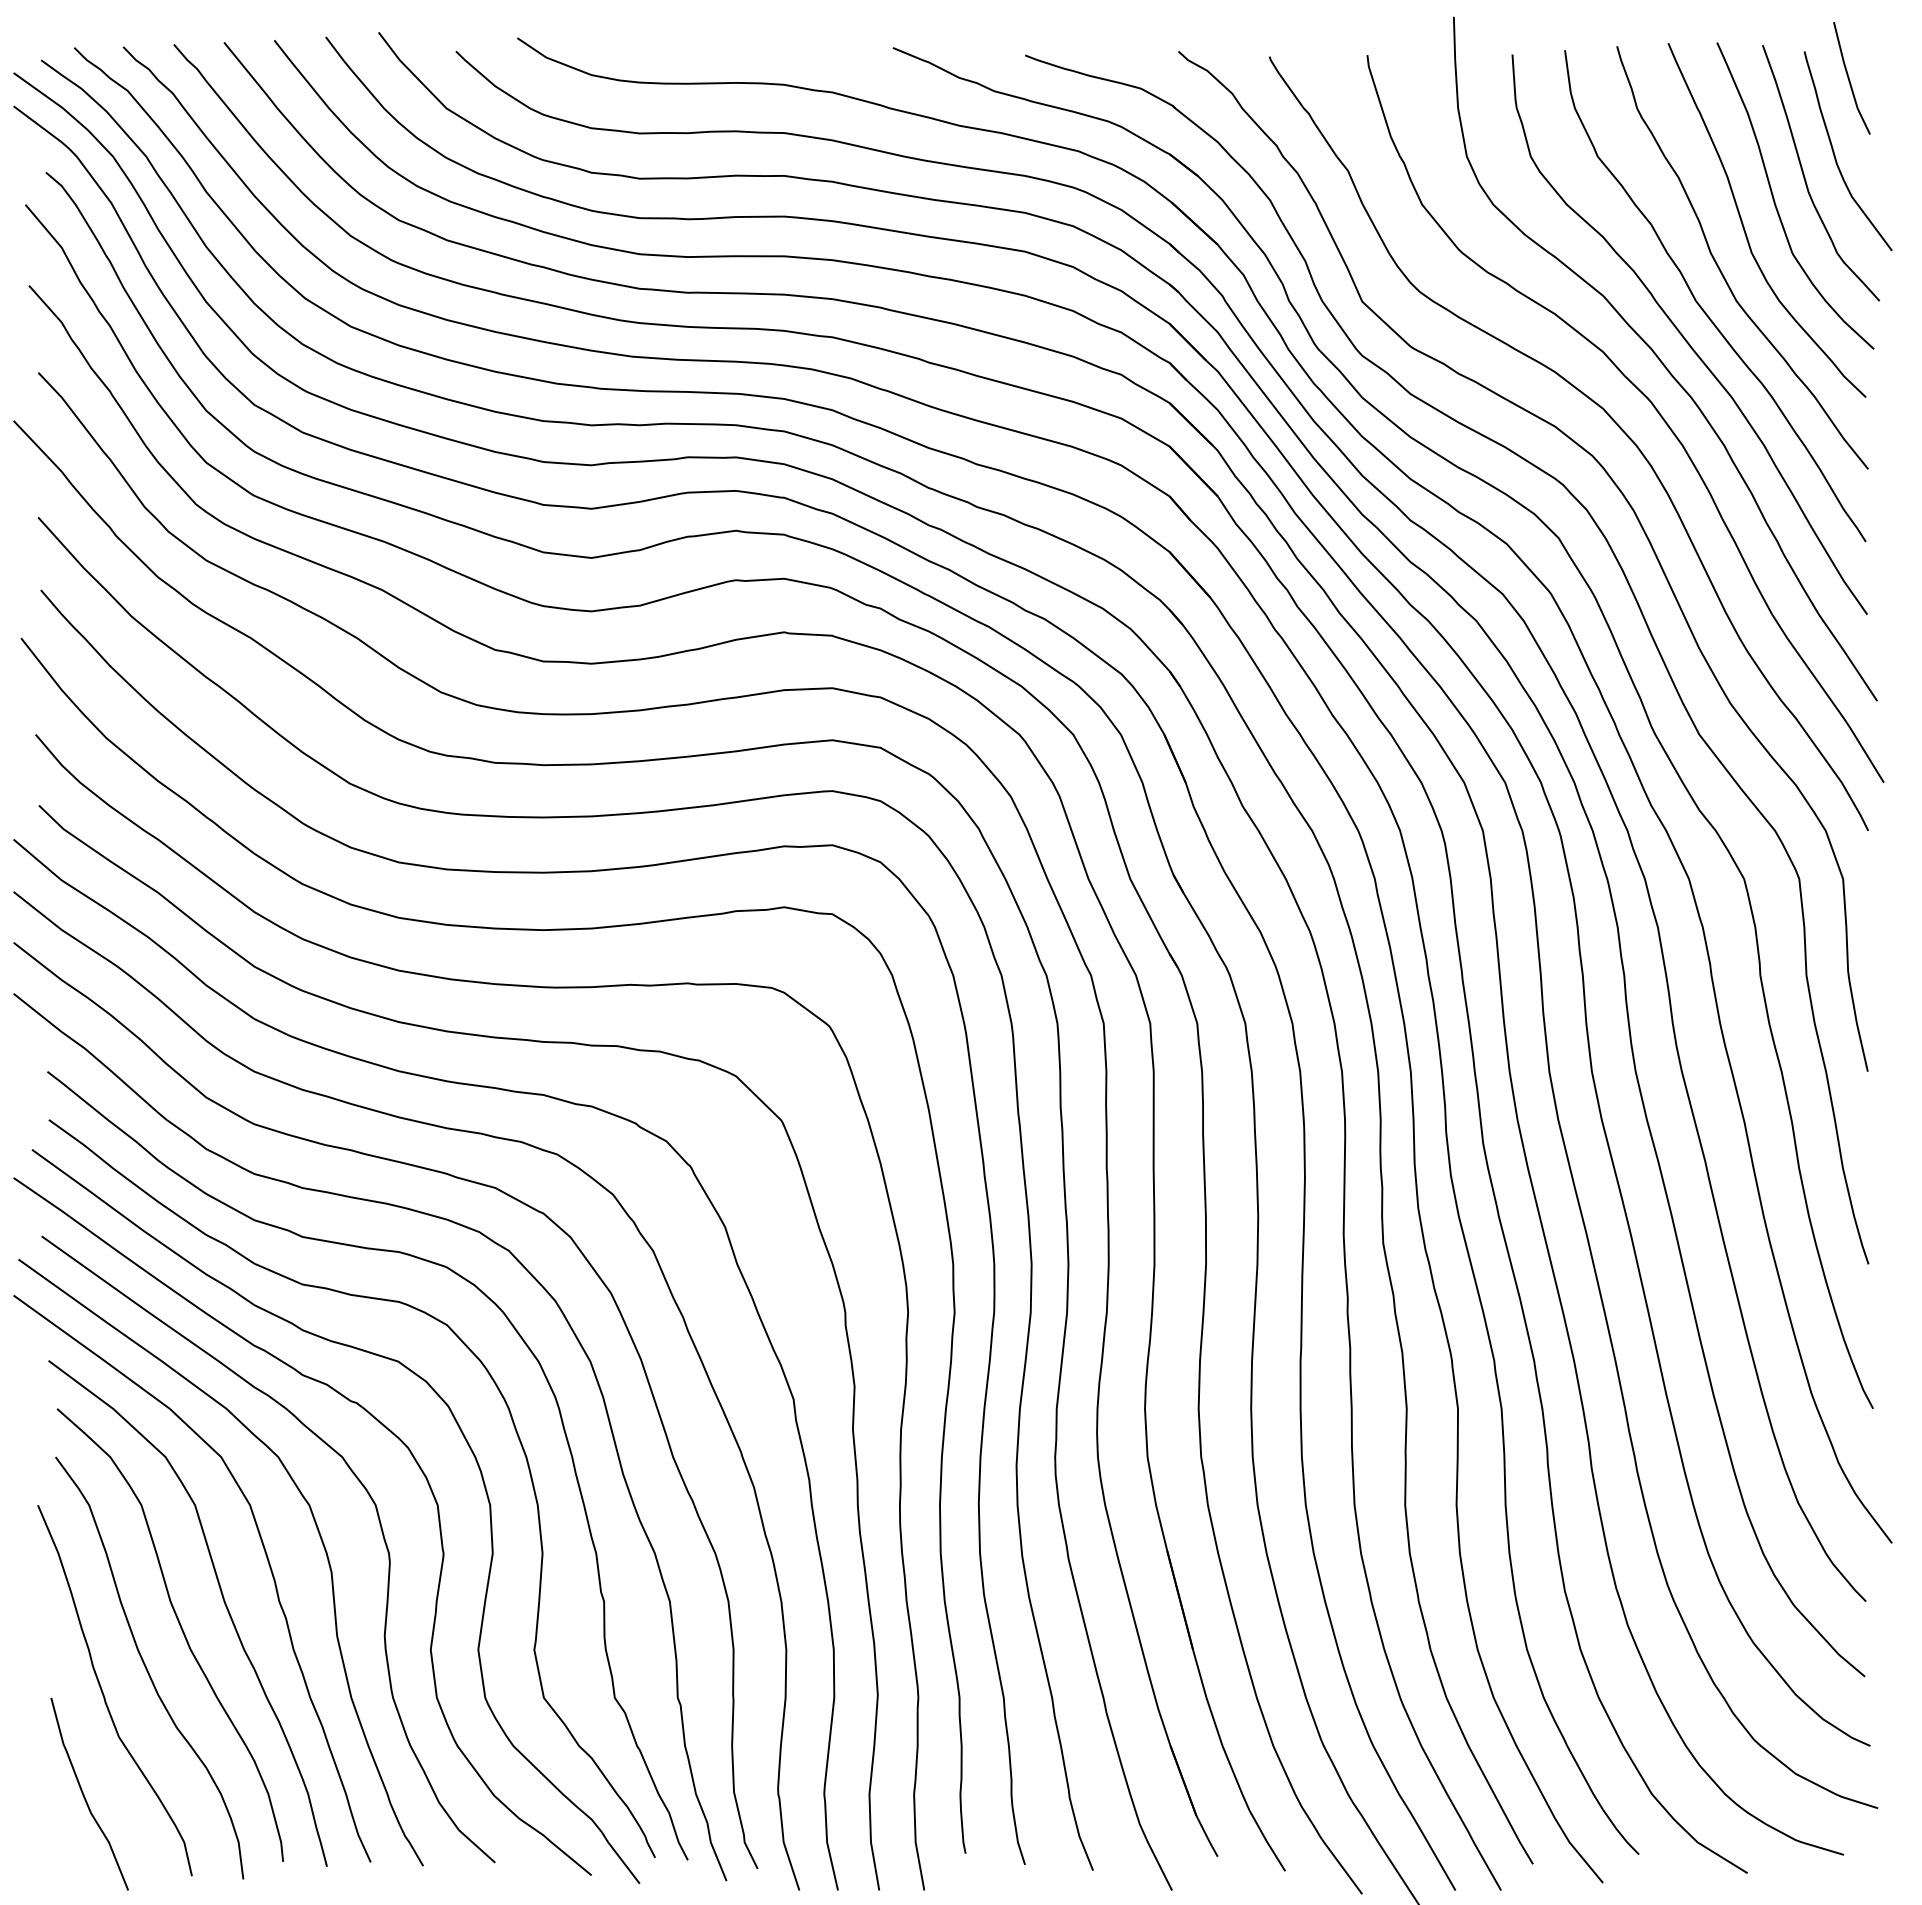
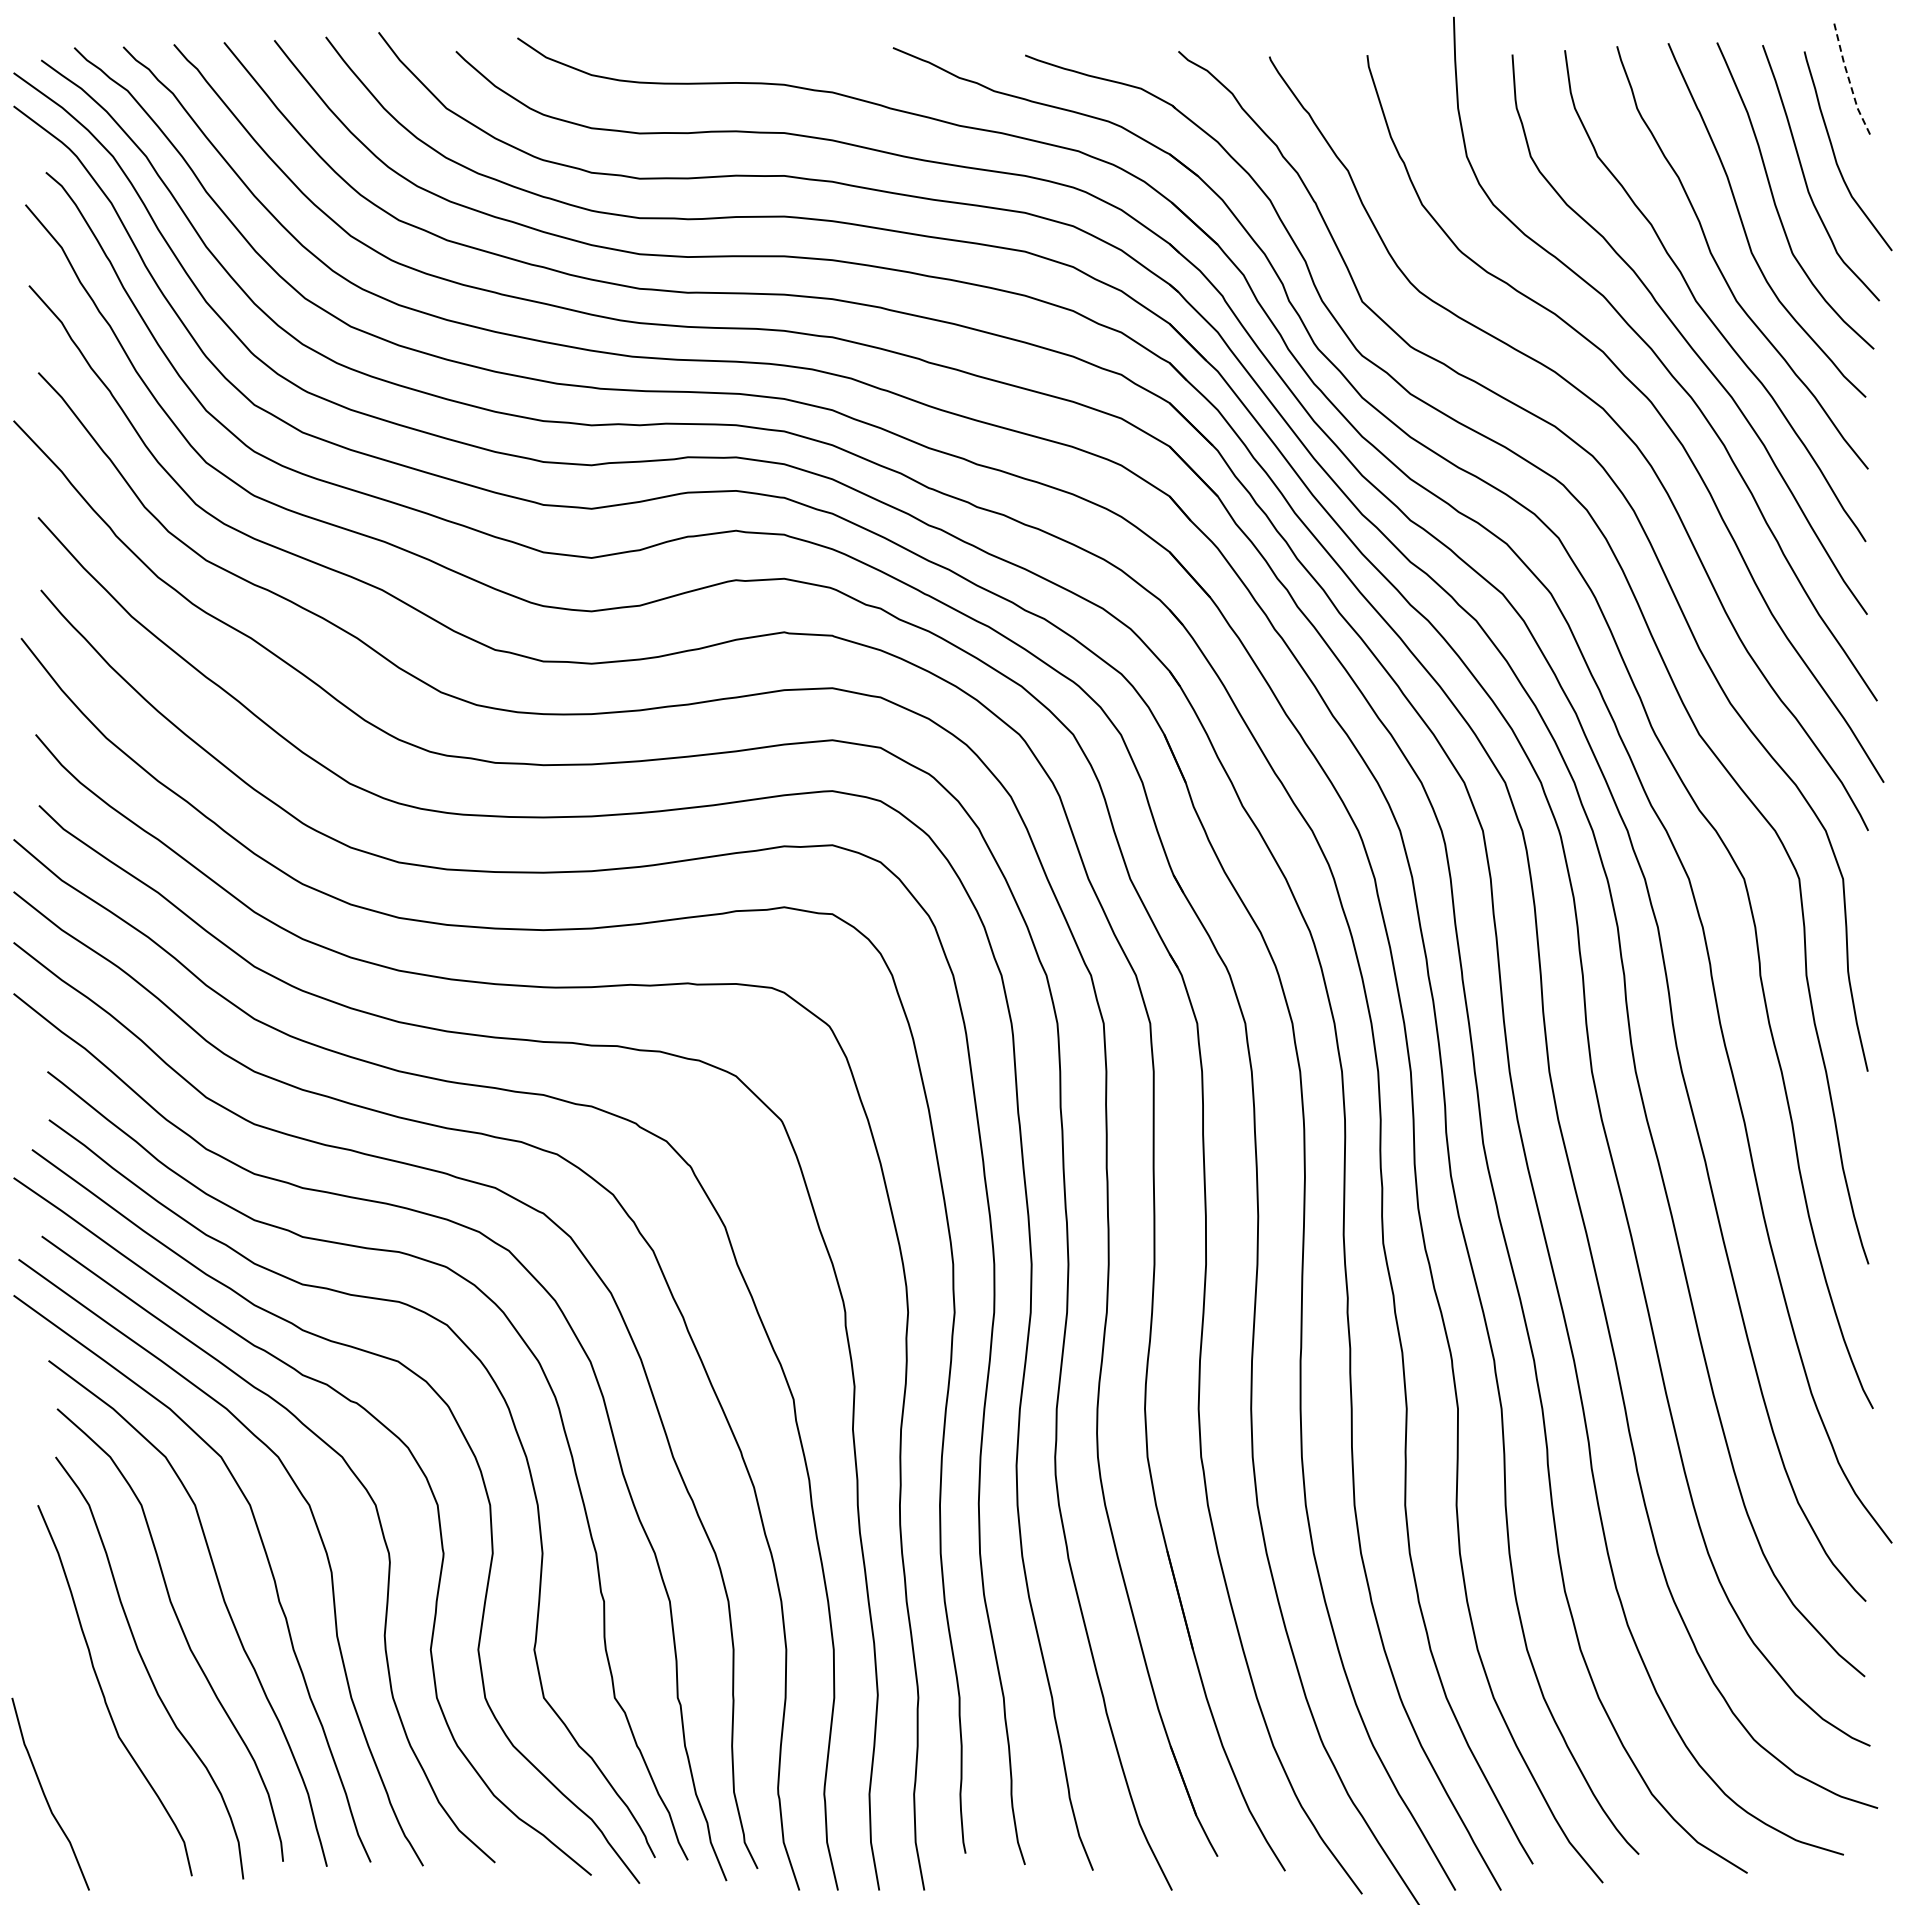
line: solid -> dashed (1849, 79)
curve position: (84, 1794) -> (45, 1794) (45, 1794)
